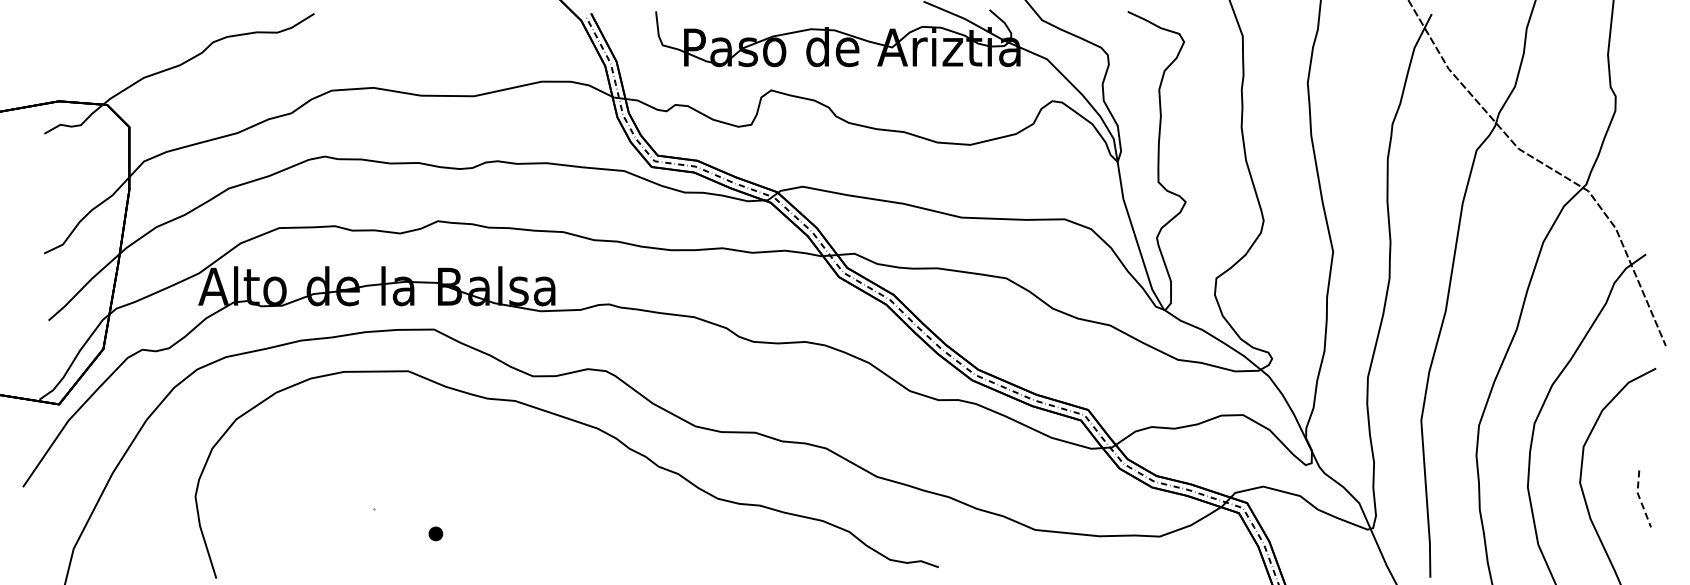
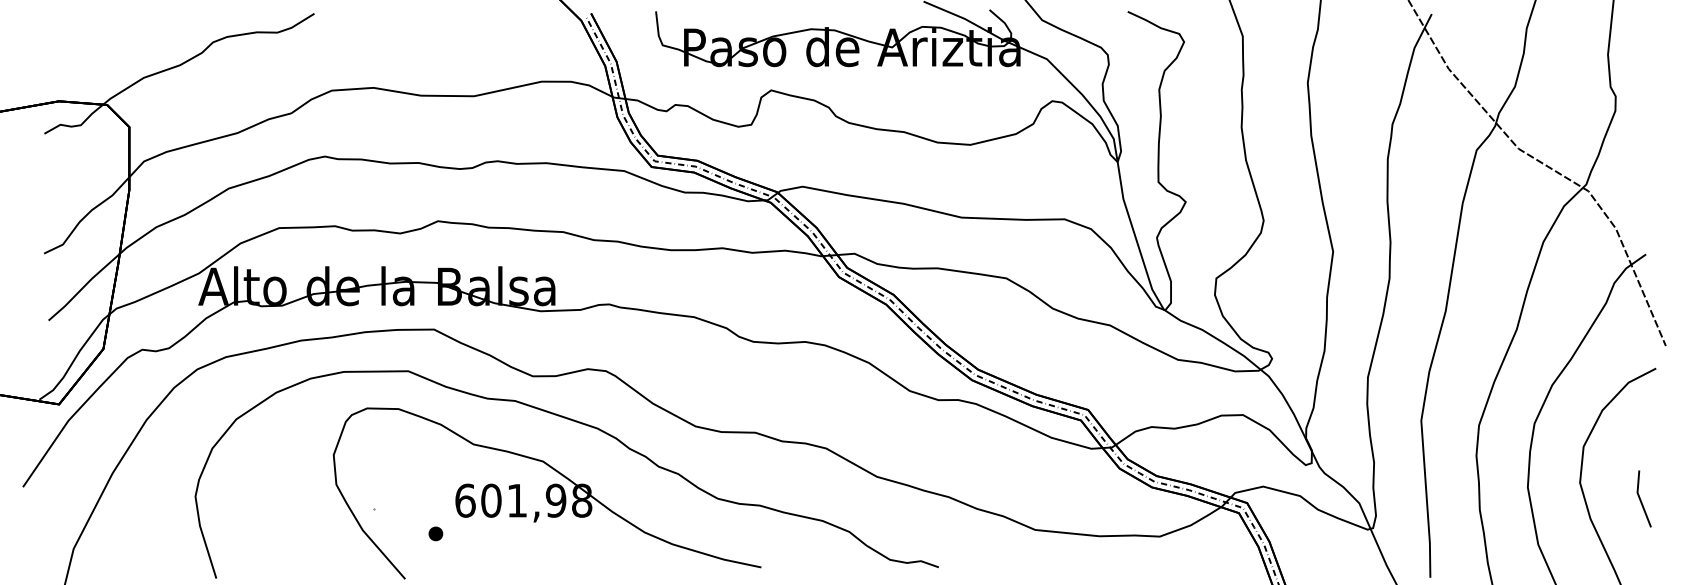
part: none -> present (546, 493)
line: dashed -> solid (1640, 499)
